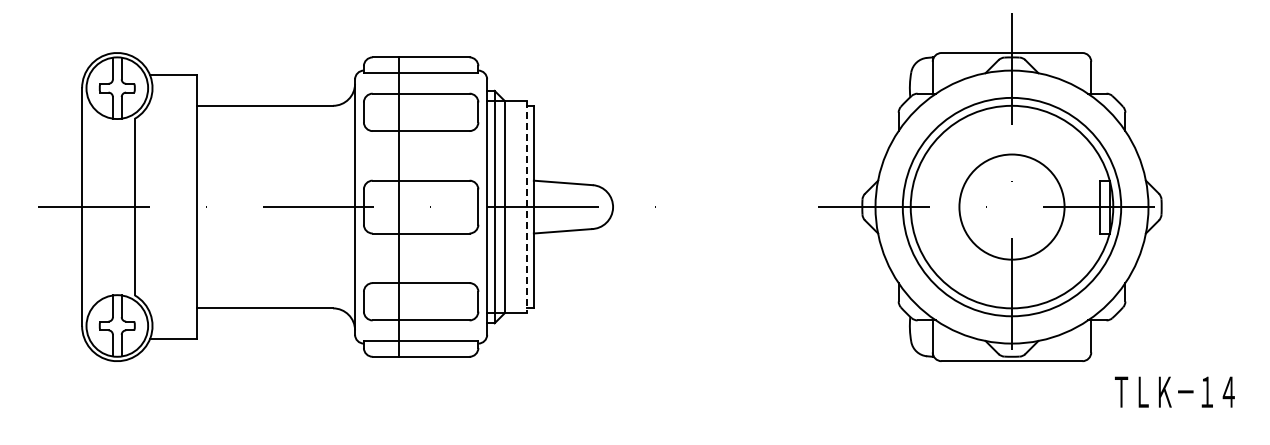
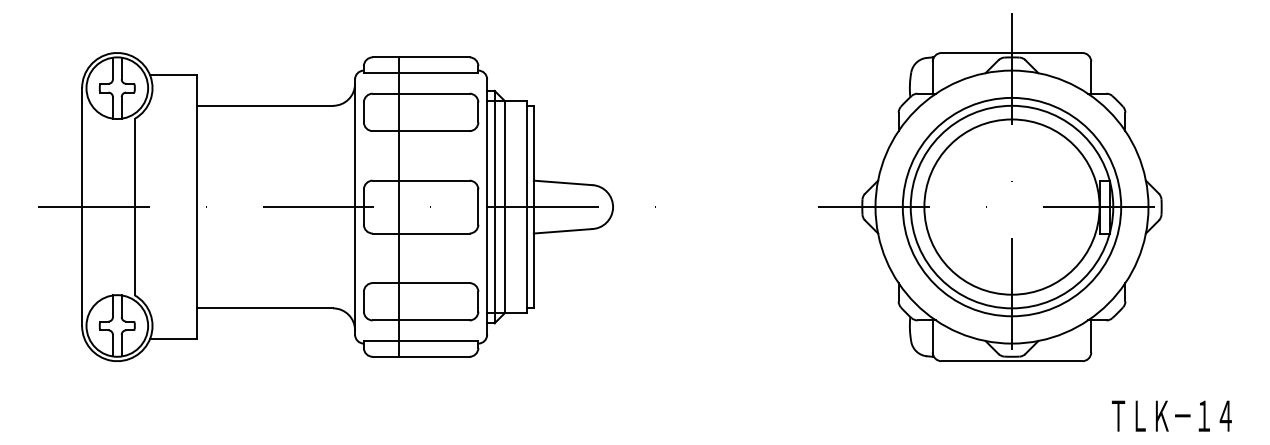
line: dashed -> solid (526, 206)
circle diameter: 105 px -> 175 px (1011, 206)
text position: (1174, 391) -> (1171, 415) (1171, 415)
